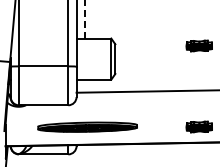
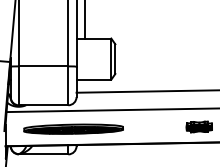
line: dashed -> solid (84, 19)
part: present -> none (198, 45)
line: none -> present (111, 110)
part position: (87, 126) -> (73, 128) (73, 128)
